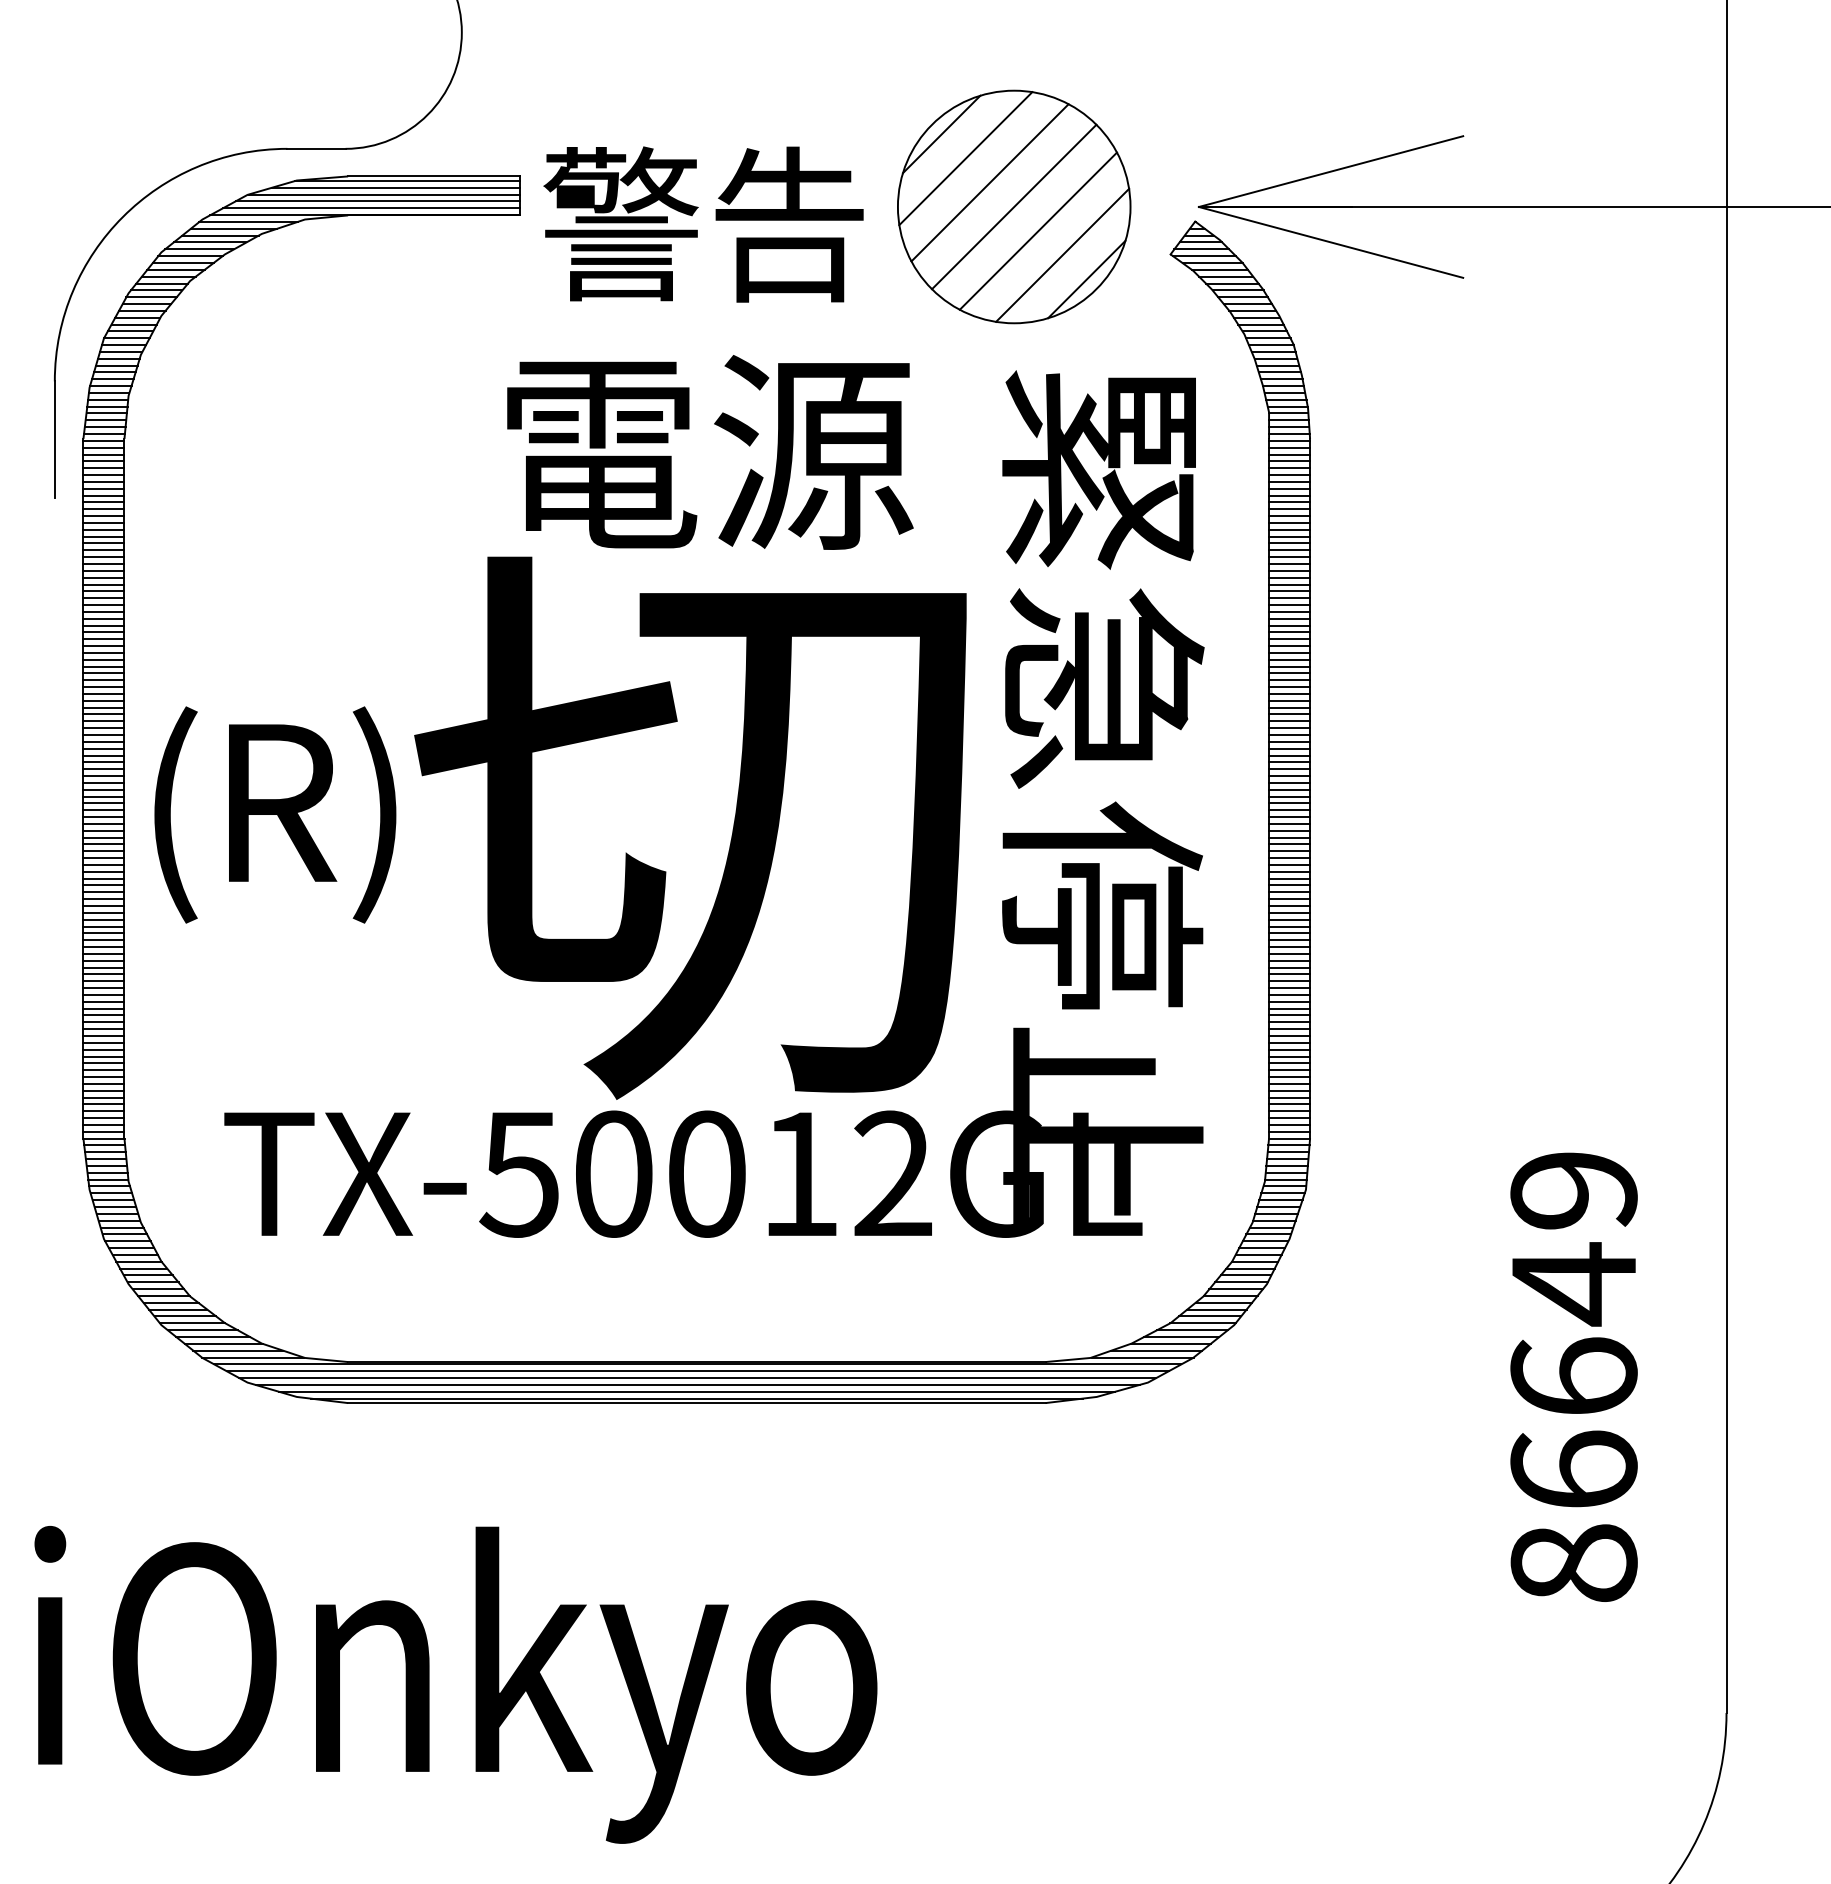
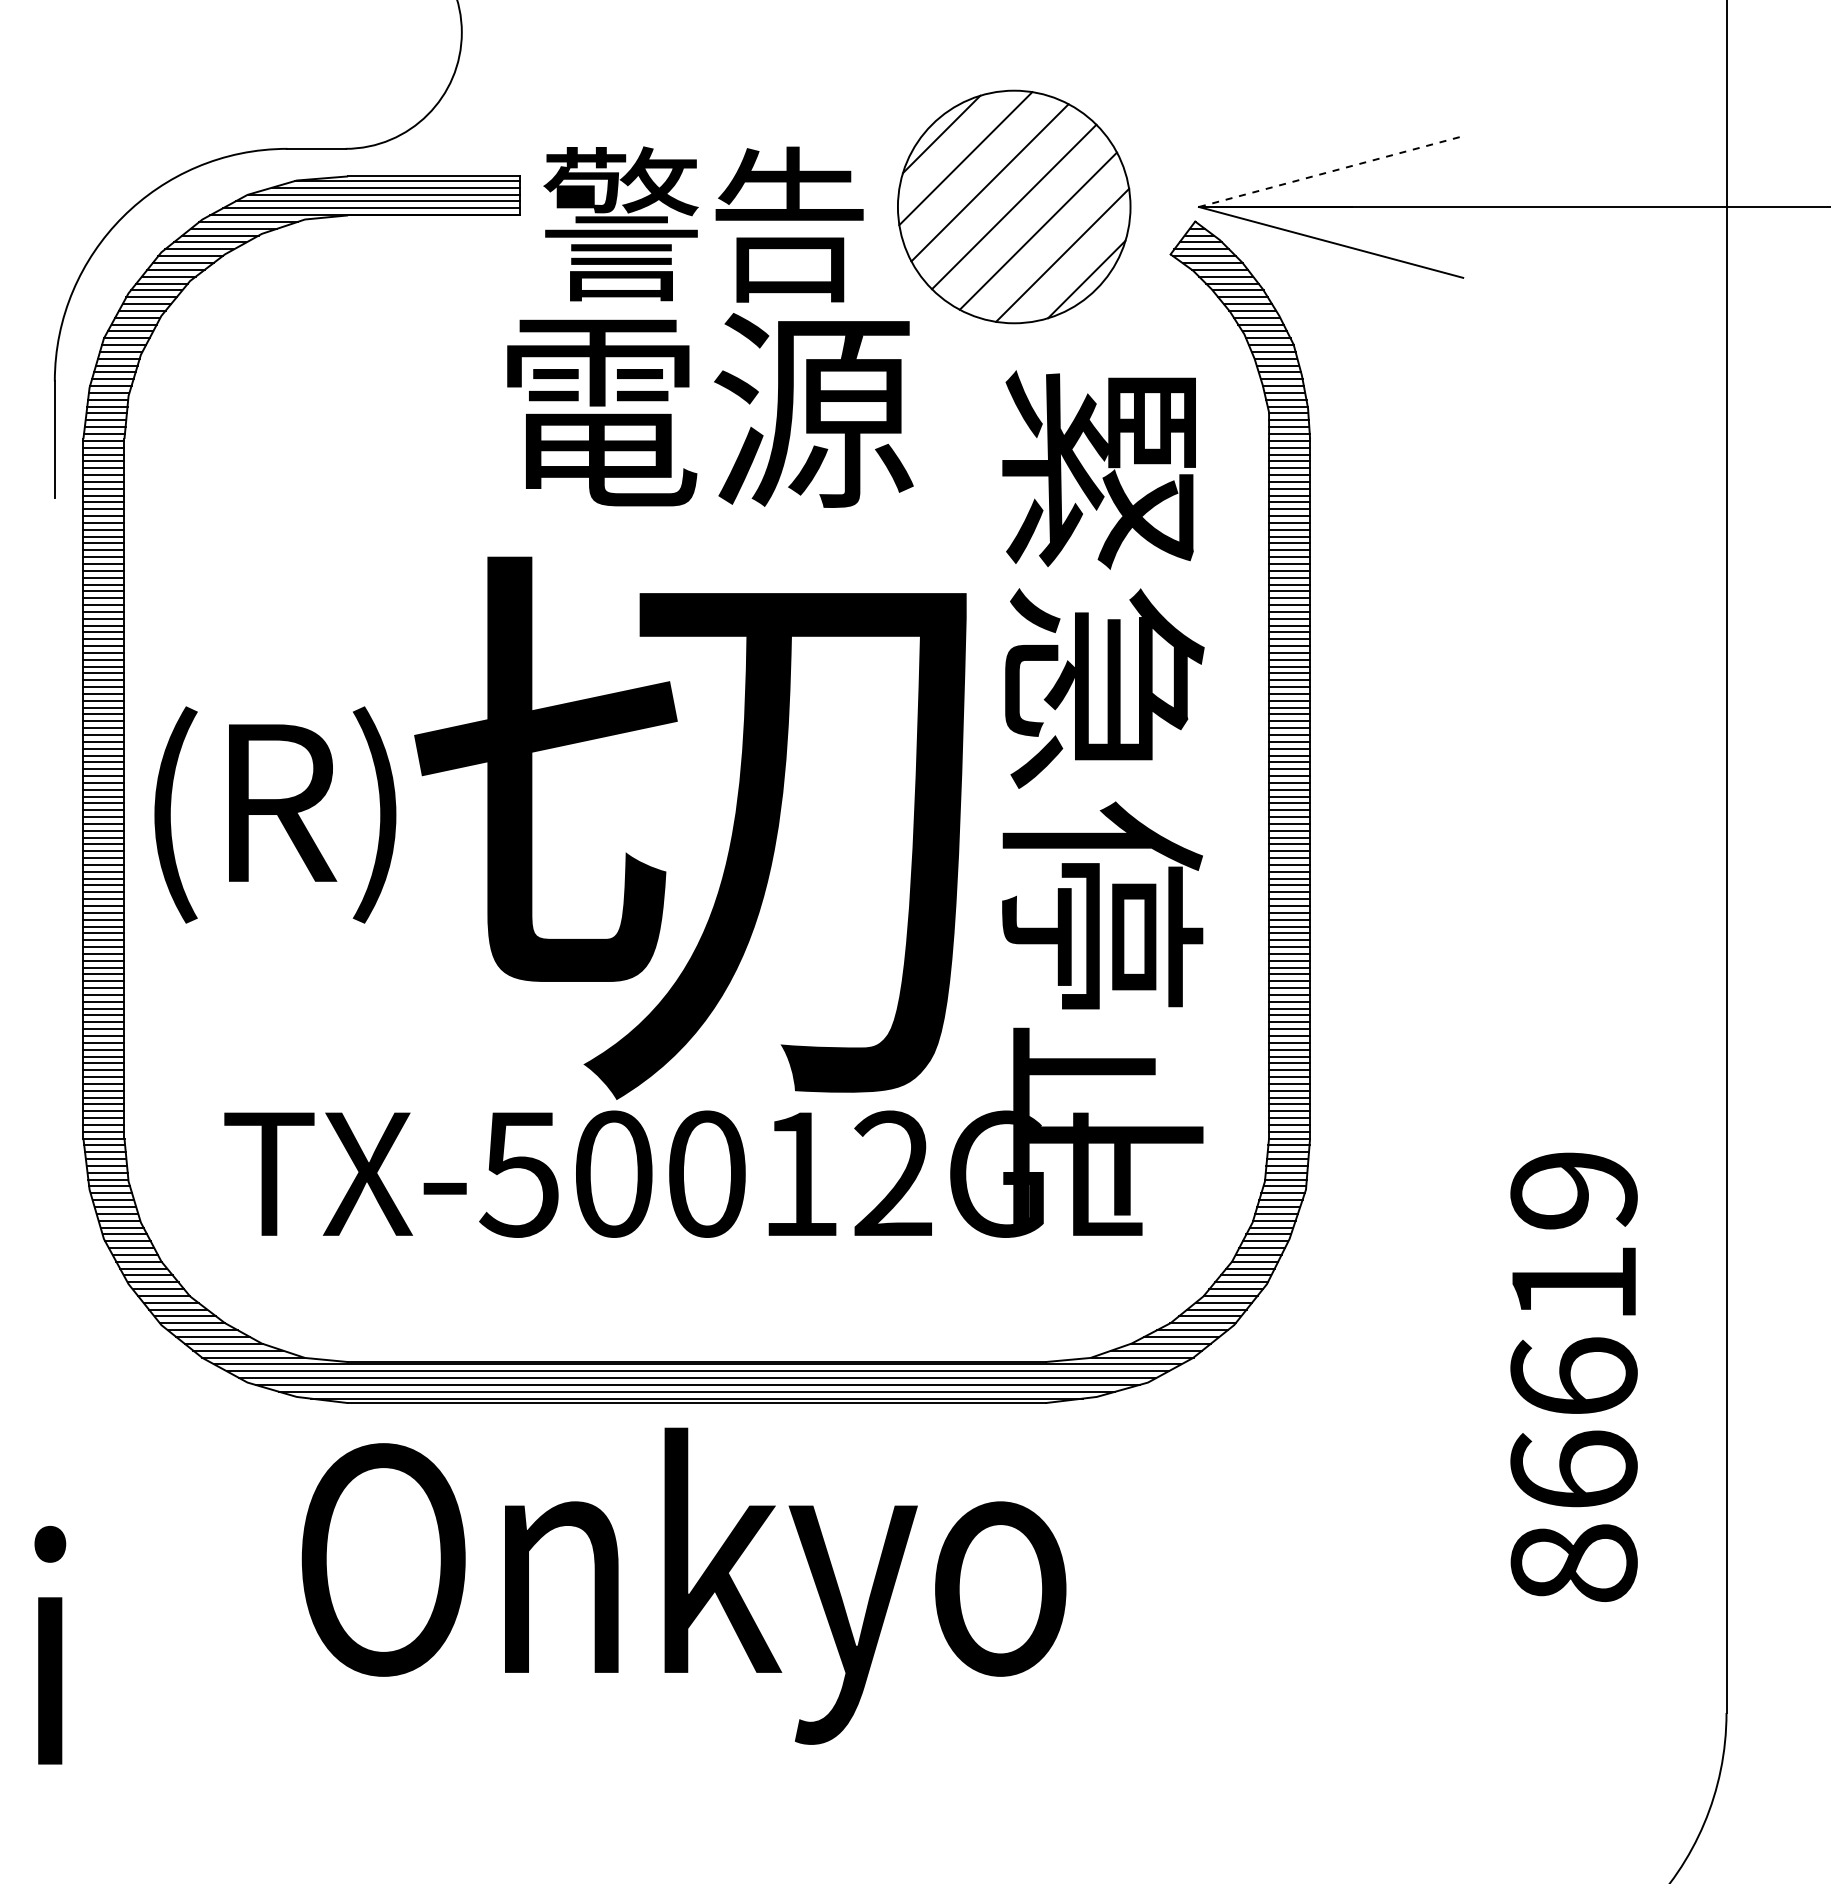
line: solid -> dashed (1331, 171)
text position: (710, 452) -> (710, 410) (710, 410)
text: 86649 -> 86619 (1573, 1284)
text position: (494, 1684) -> (683, 1585) (683, 1585)
